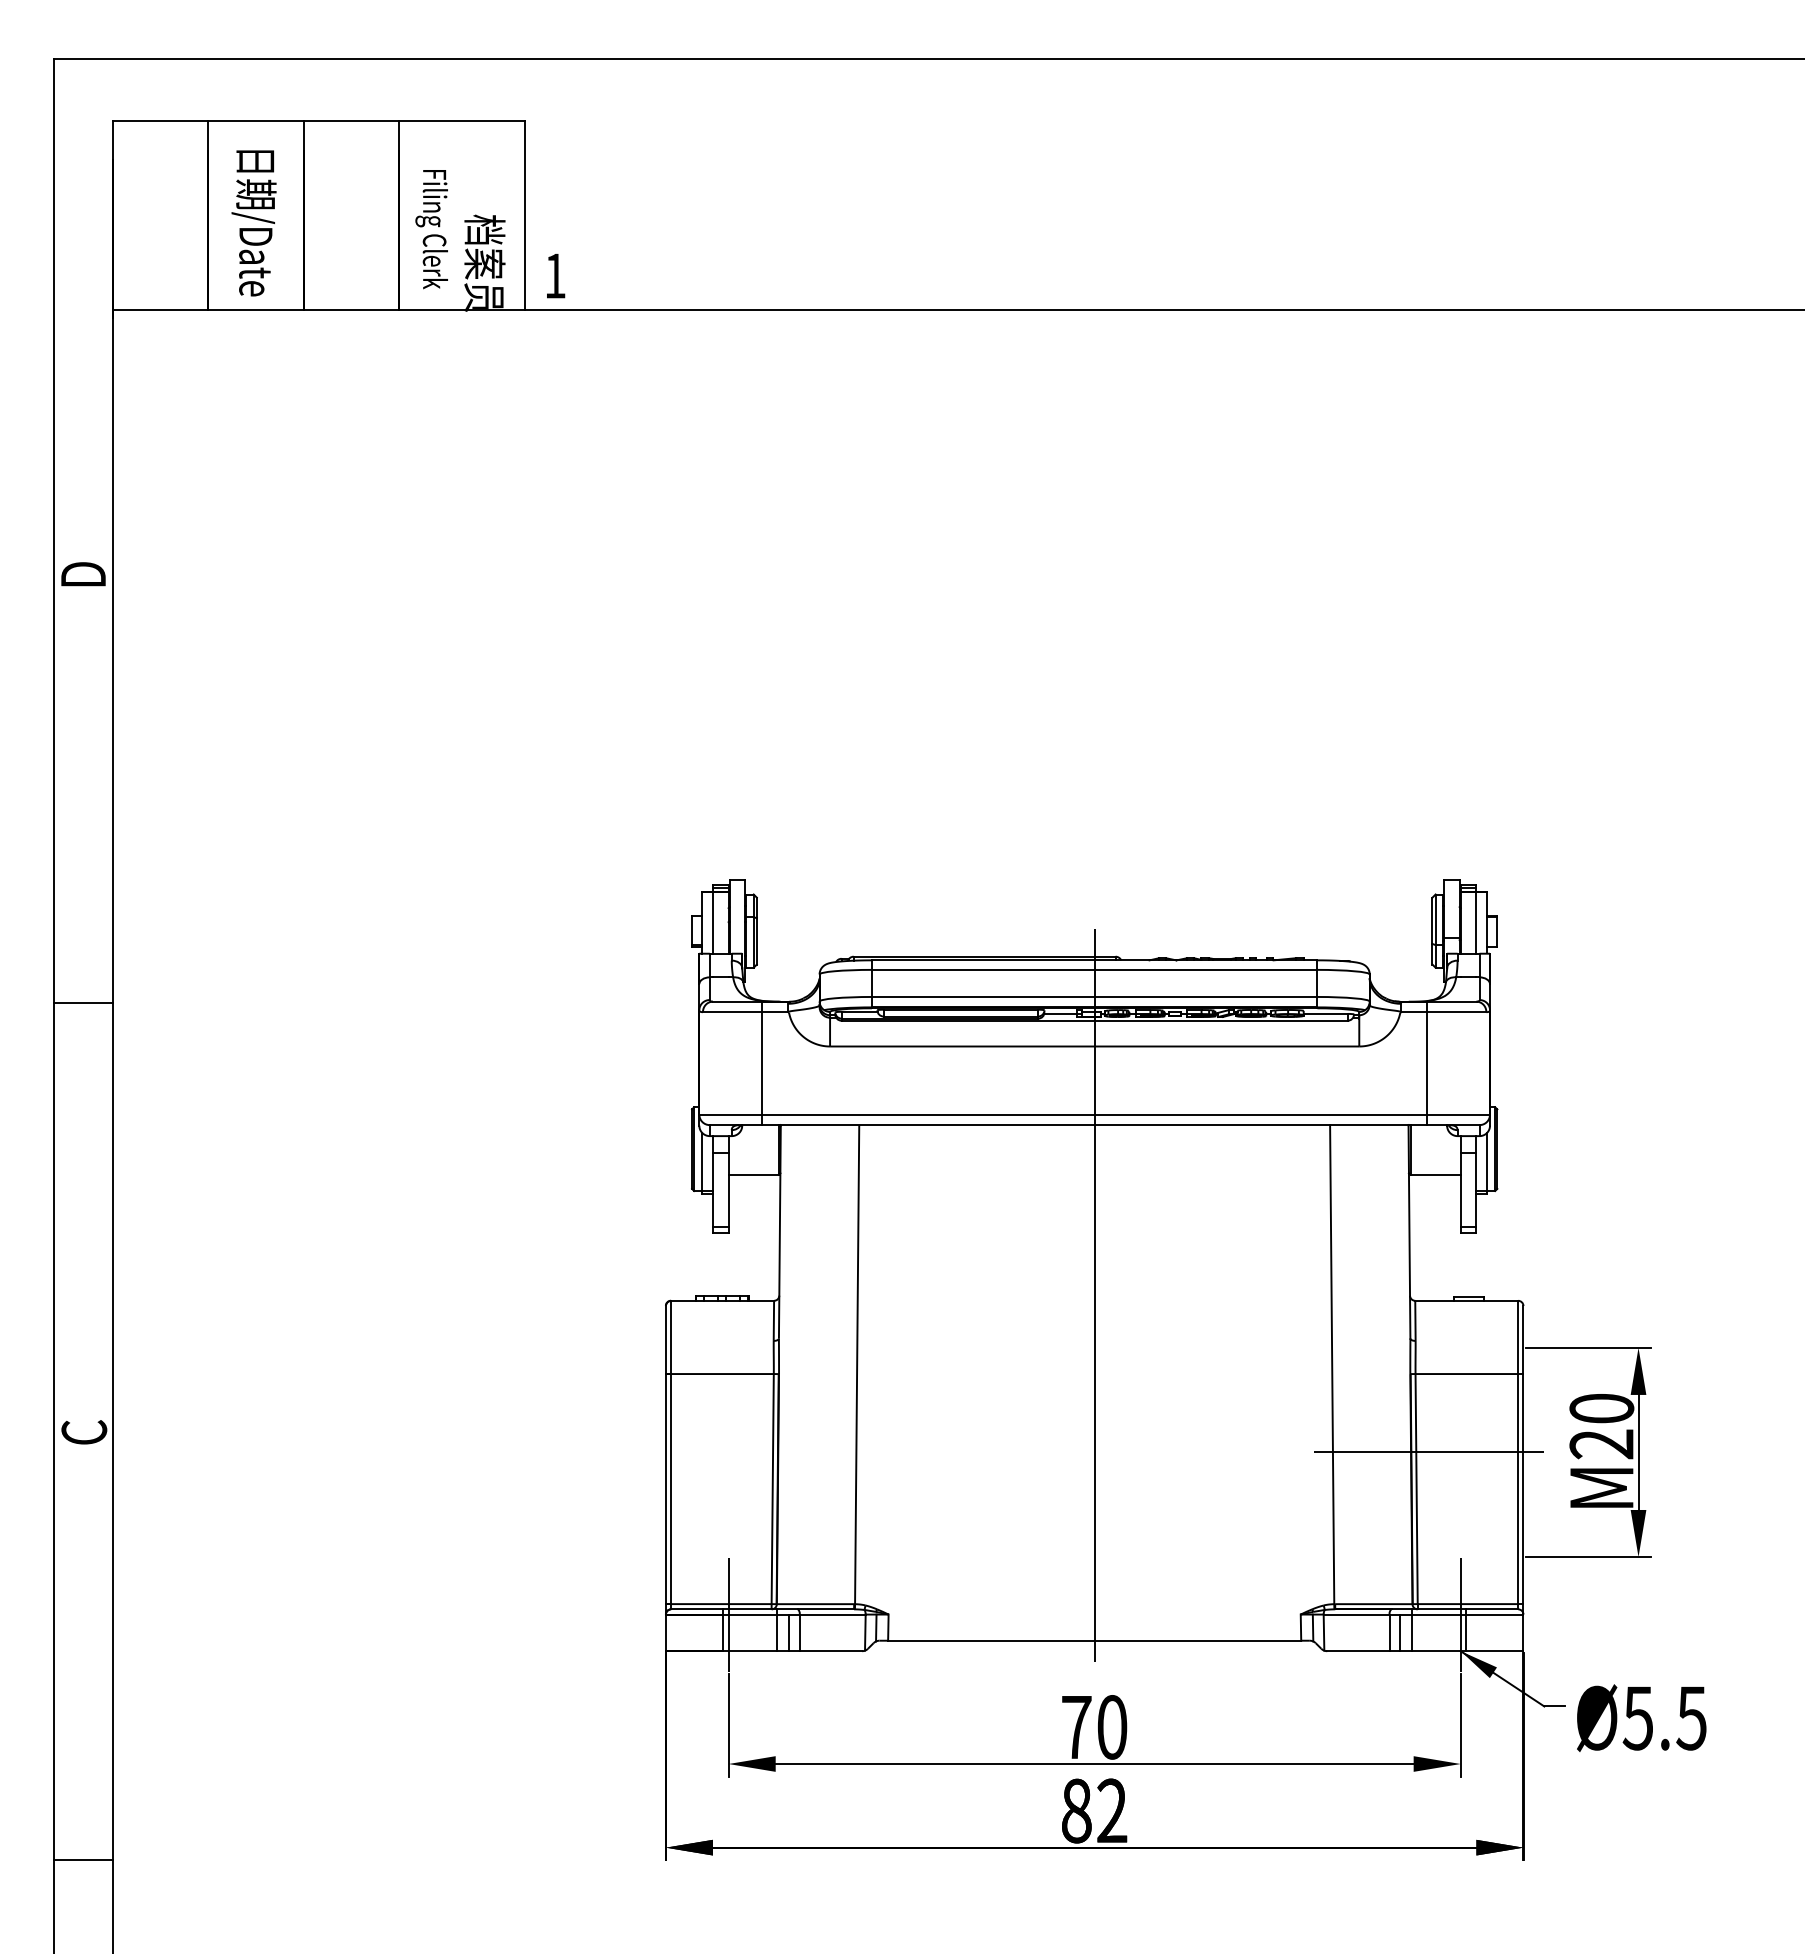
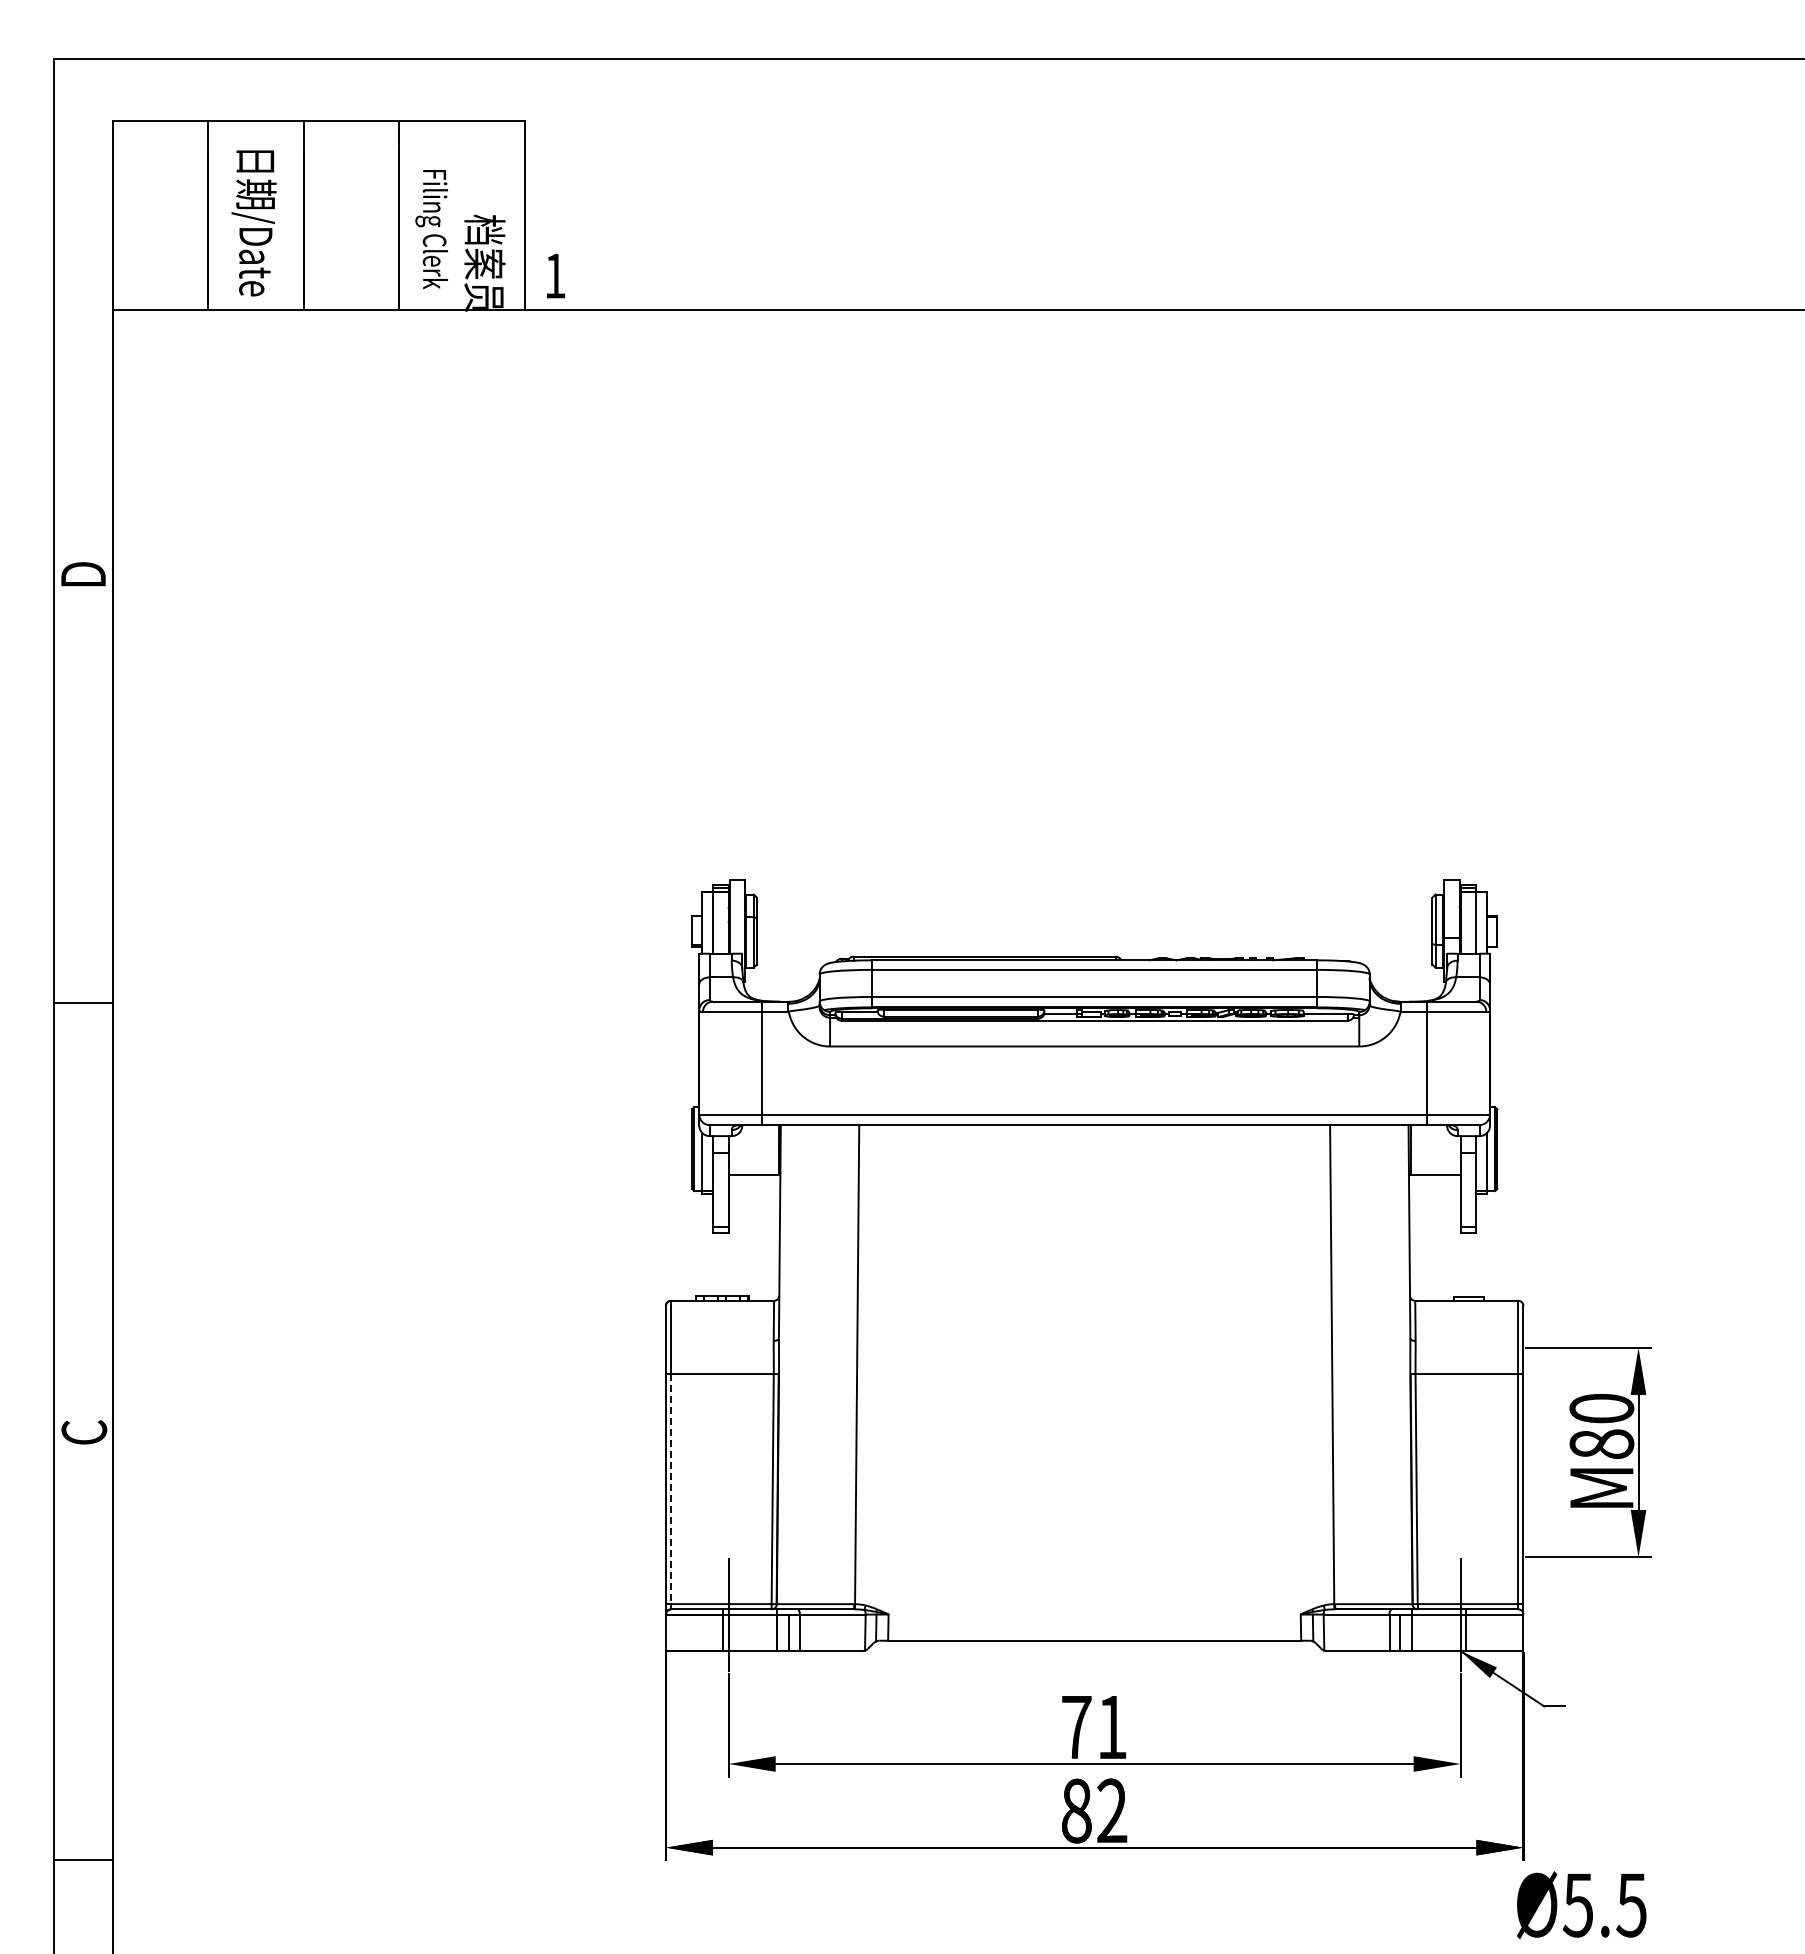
line: present -> none (1094, 1294)
text: M20 -> M80 (1601, 1444)
line: present -> none (1429, 1452)
line: solid -> dashed (671, 1489)
text position: (1641, 1717) -> (1581, 1904) (1581, 1904)
text: 70 -> 71 (1112, 1727)
